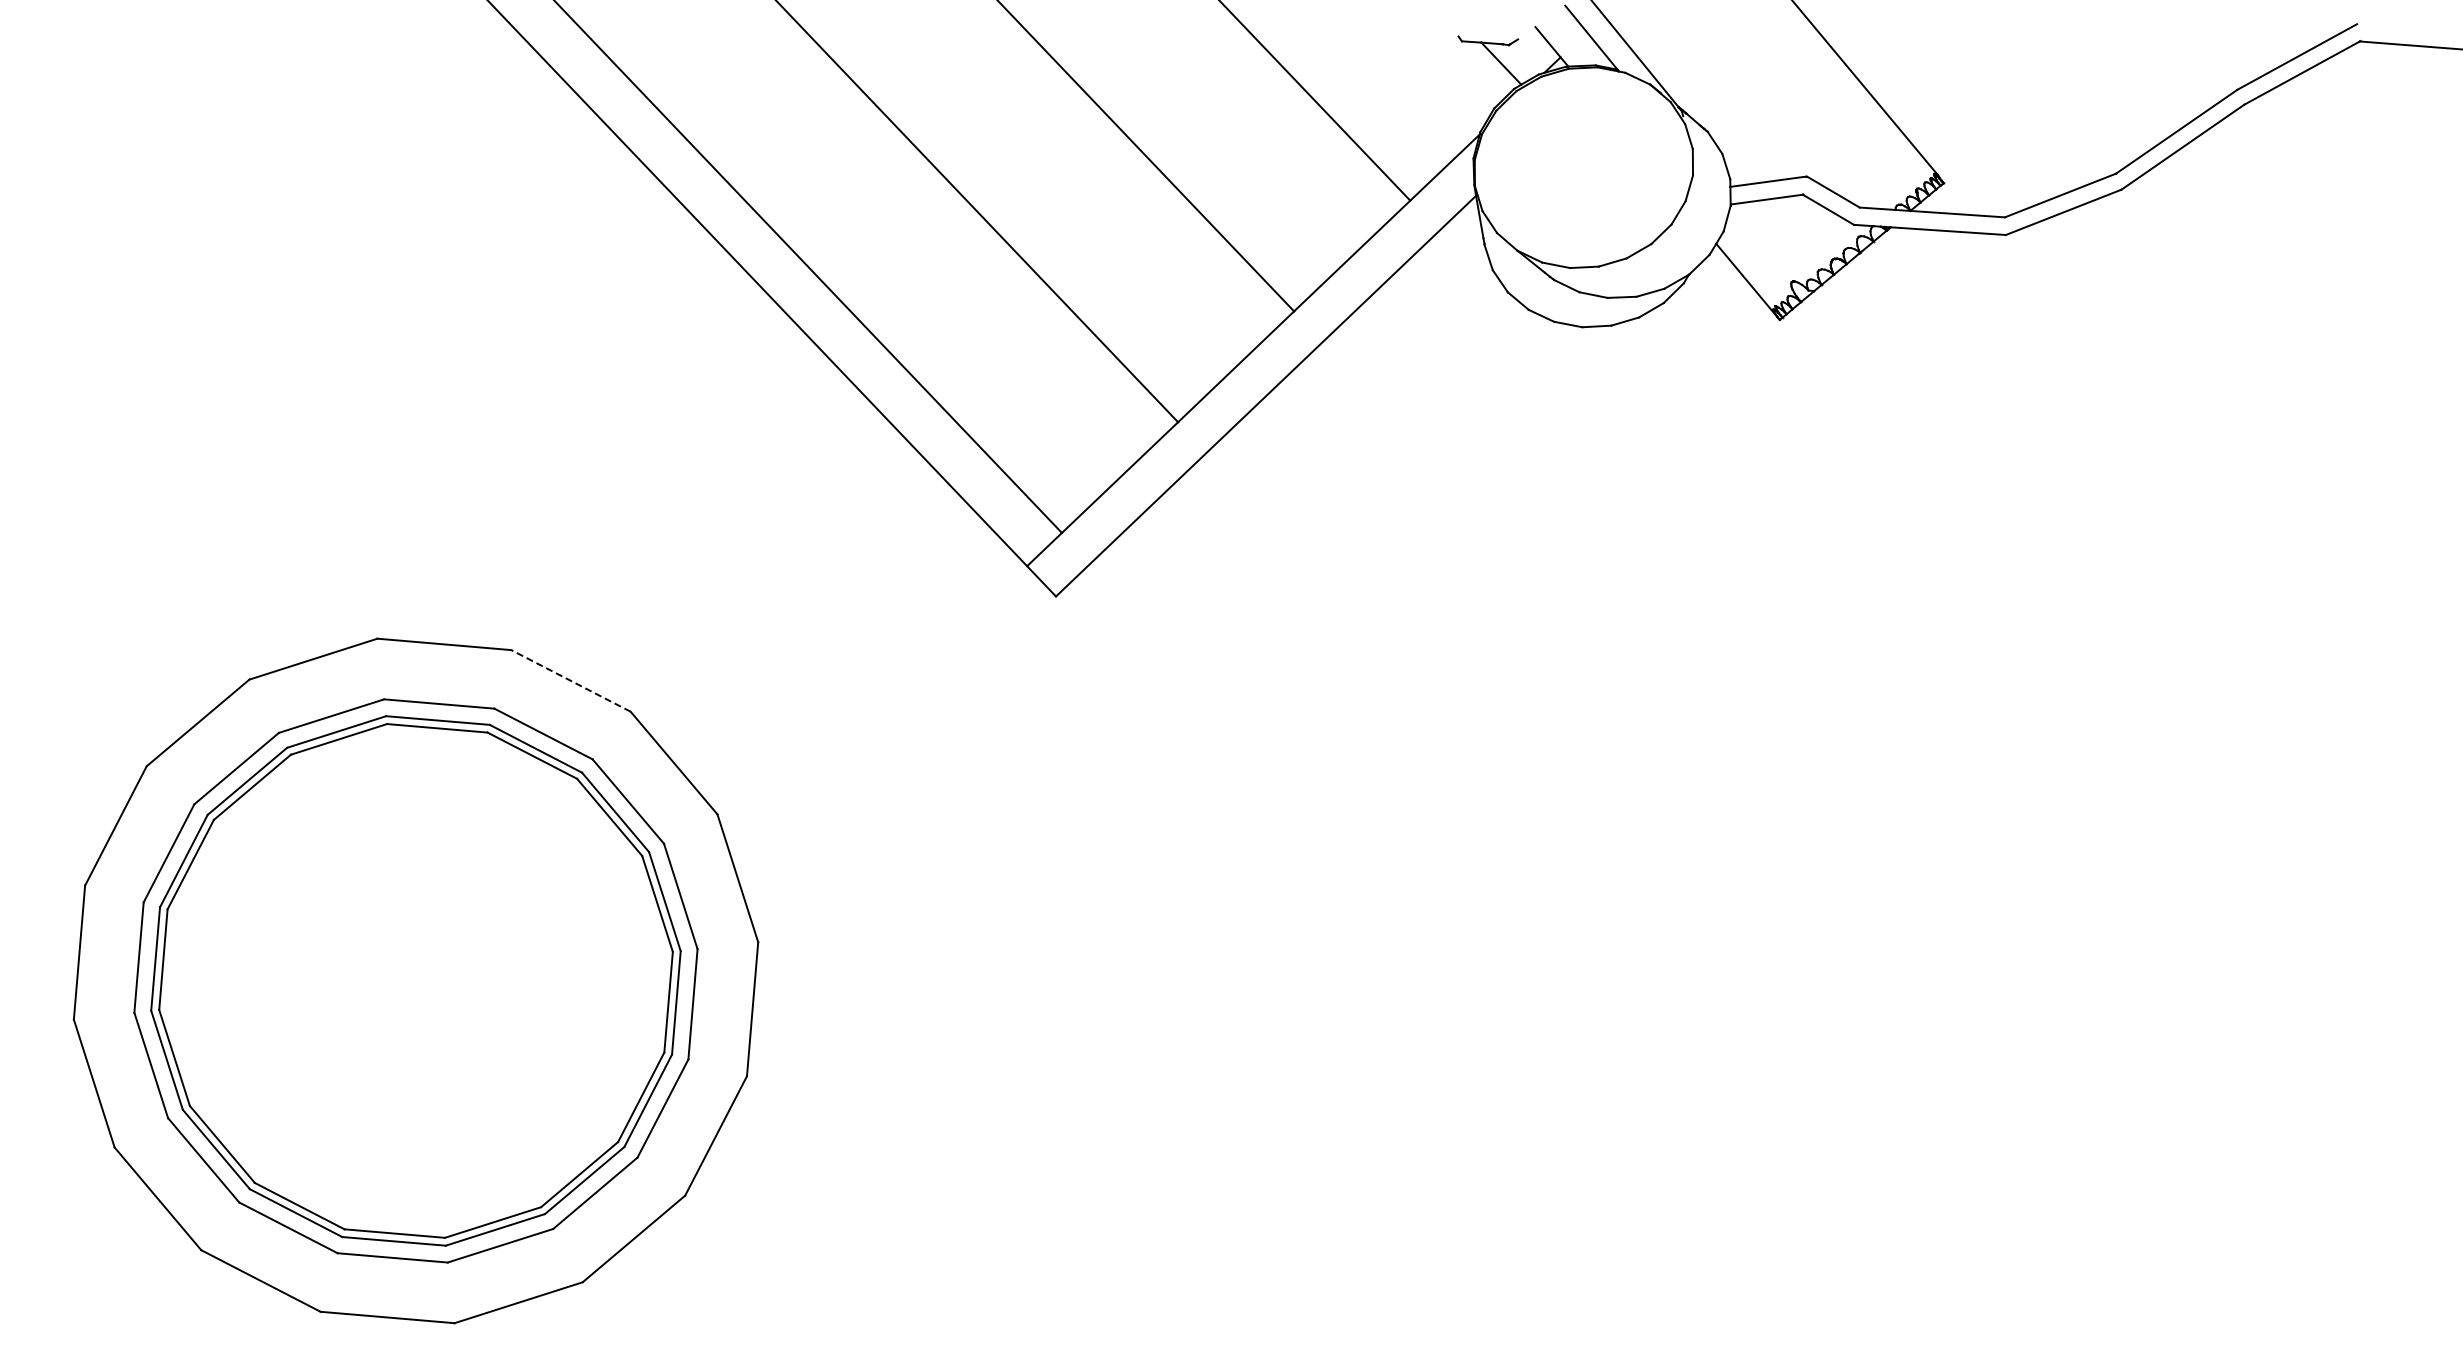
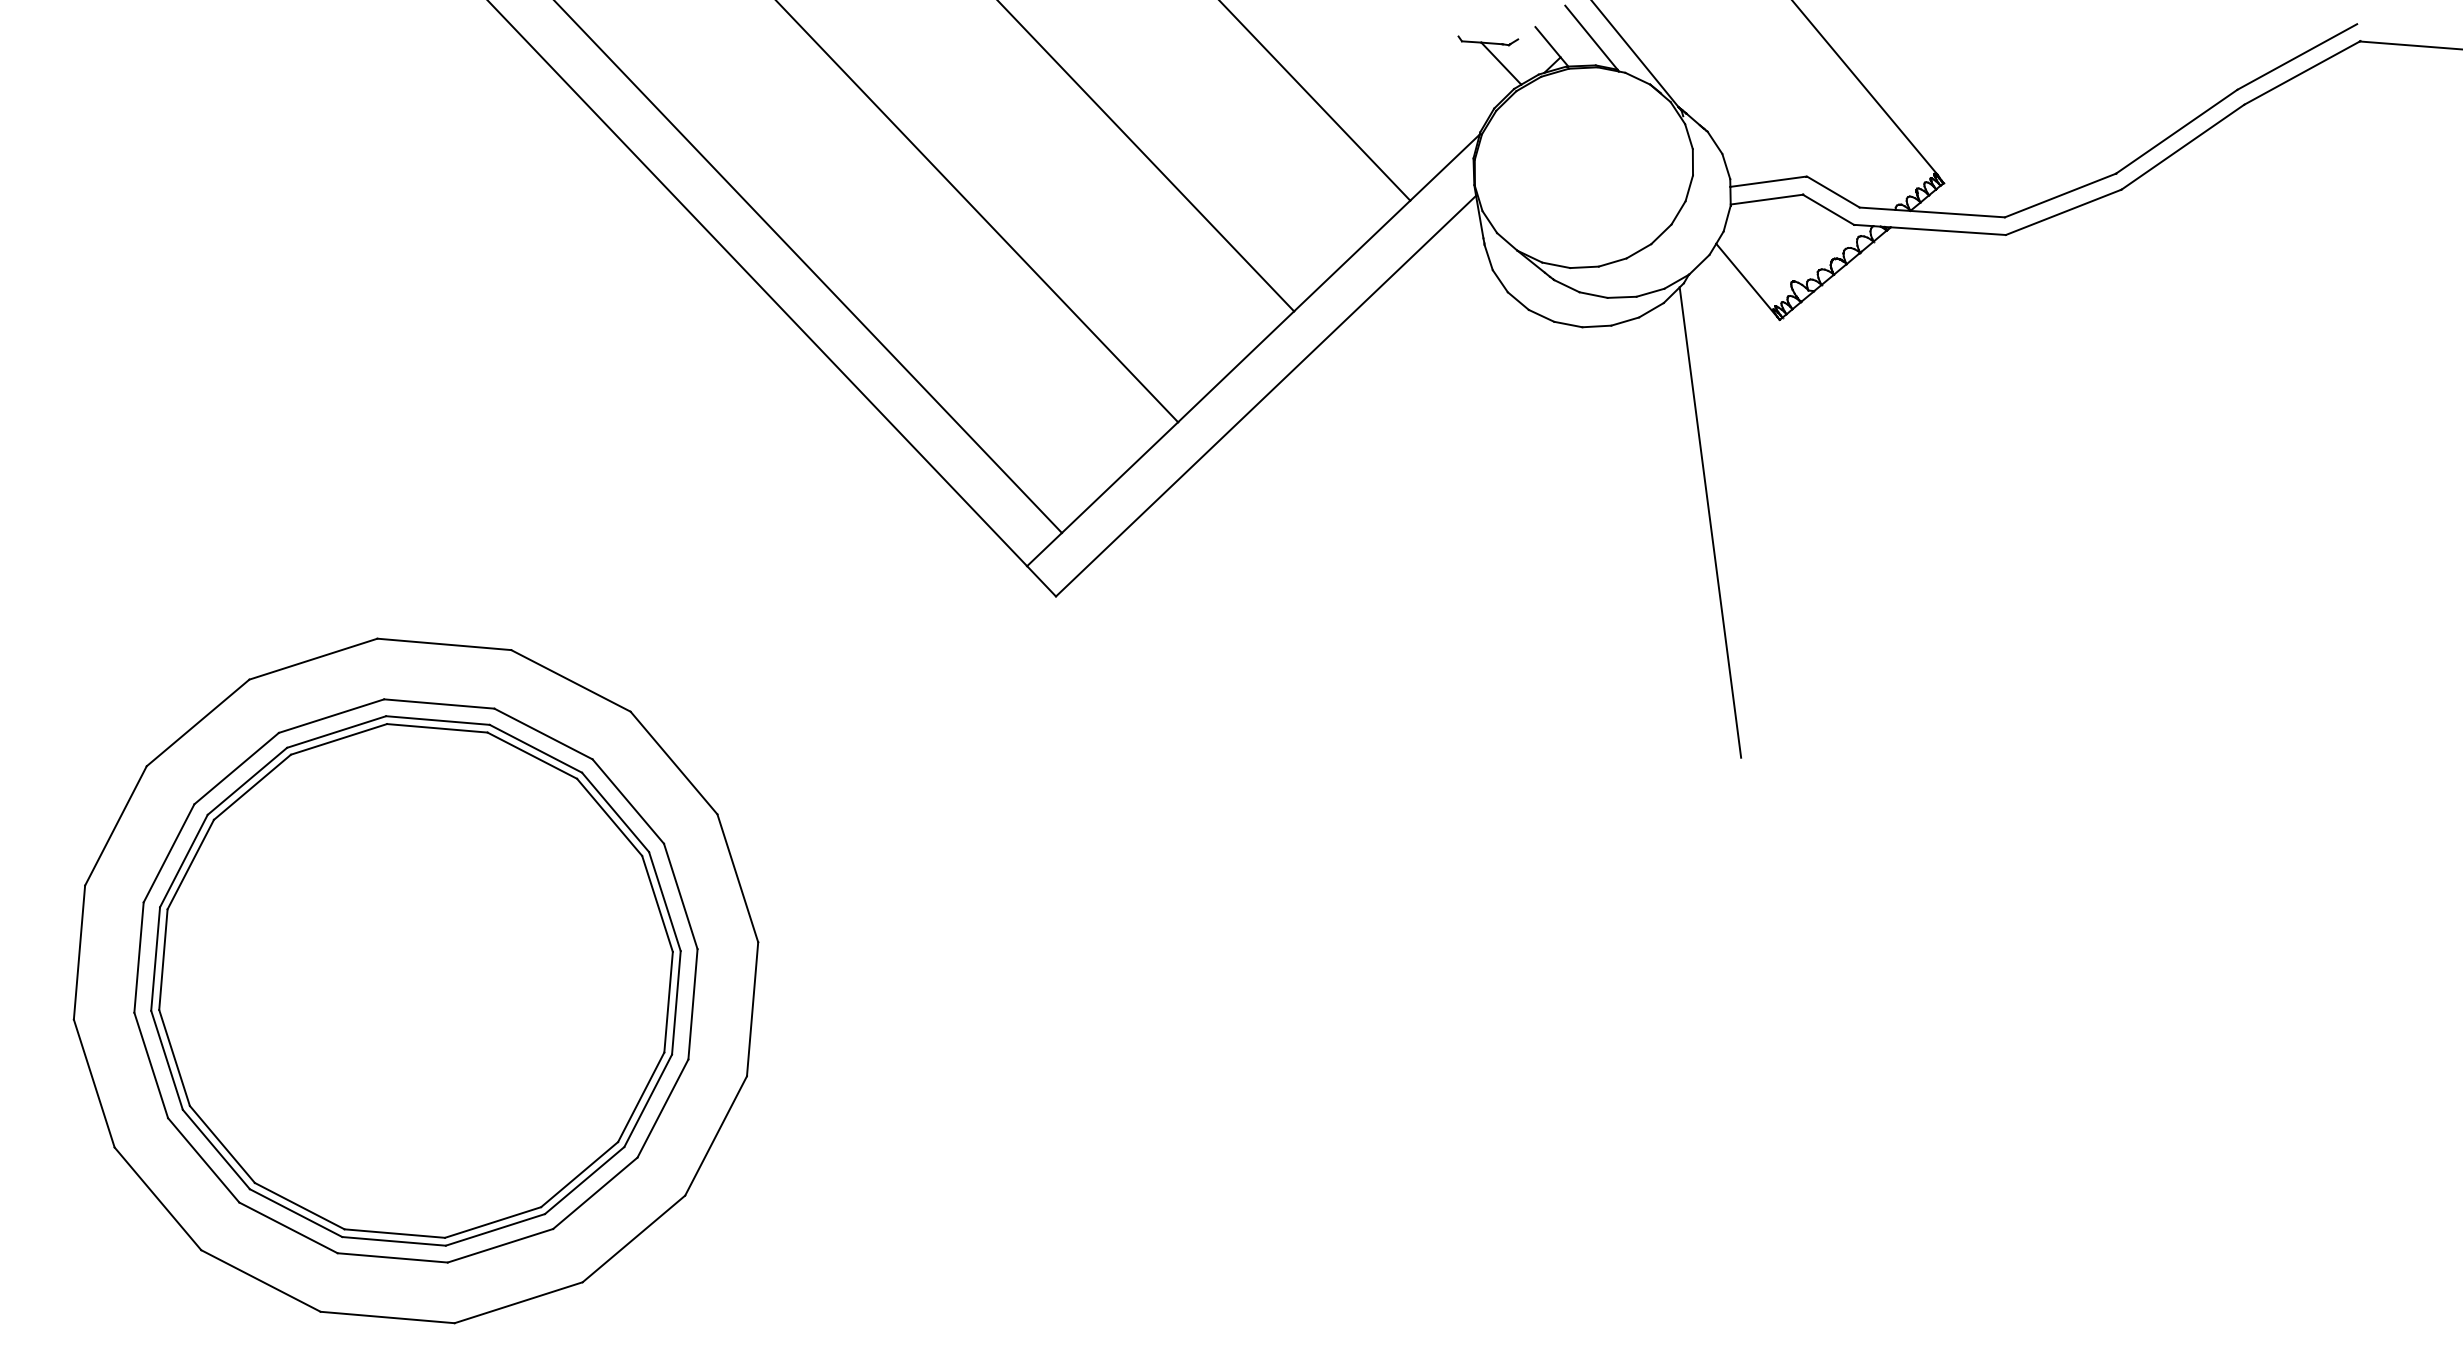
line: none -> present (1710, 522)
line: dashed -> solid (570, 680)
